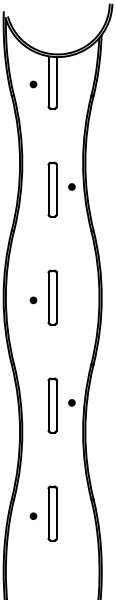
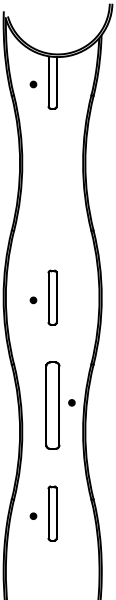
part: present -> none (71, 186)
part: present -> none (52, 189)
part size: 11x57 px -> 16x89 px (52, 405)
